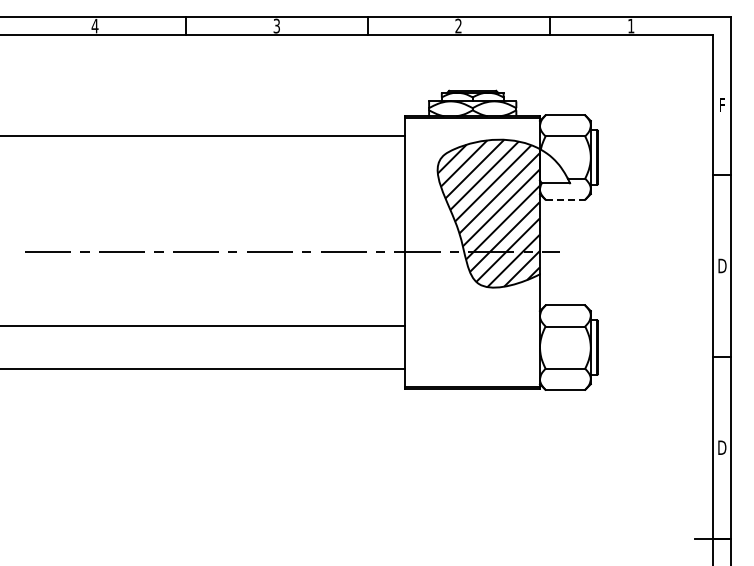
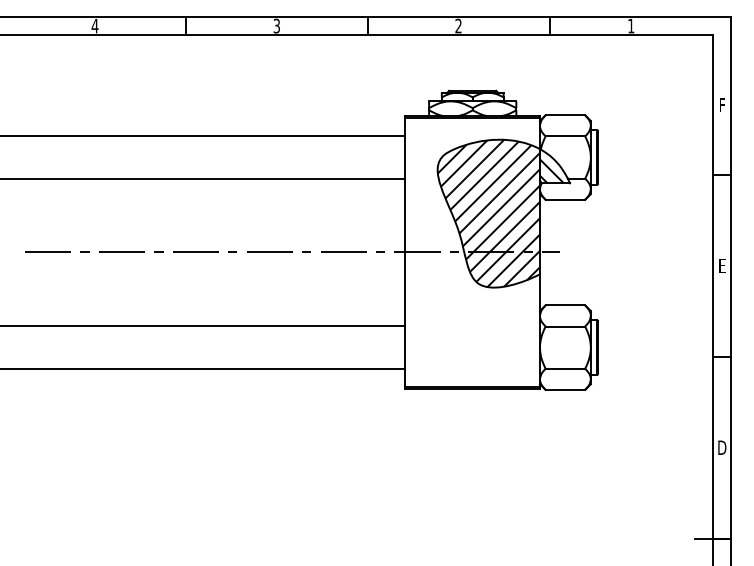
hatch: none -> present (551, 171)
line: none -> present (203, 179)
line: dashed -> solid (565, 199)
text: D -> E (722, 265)
